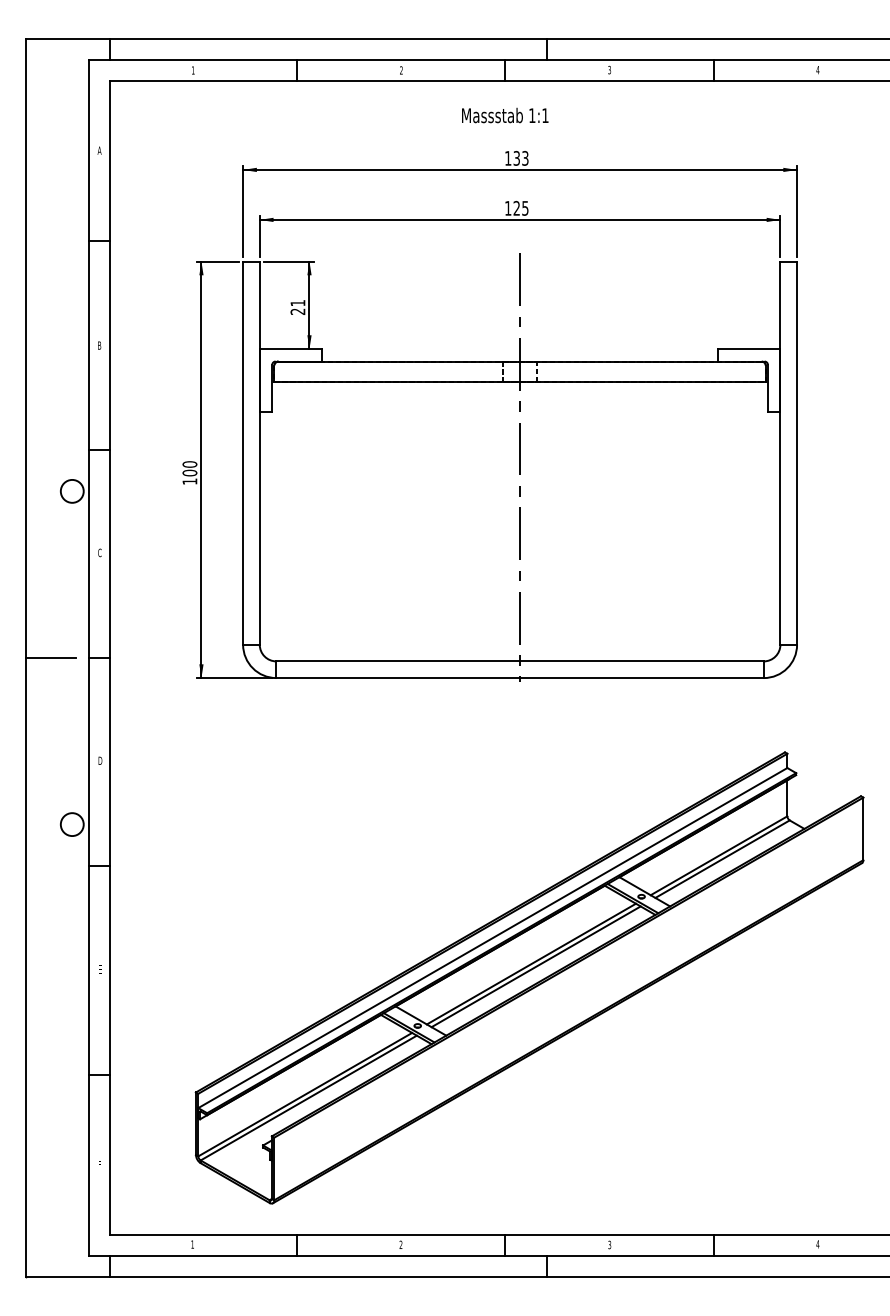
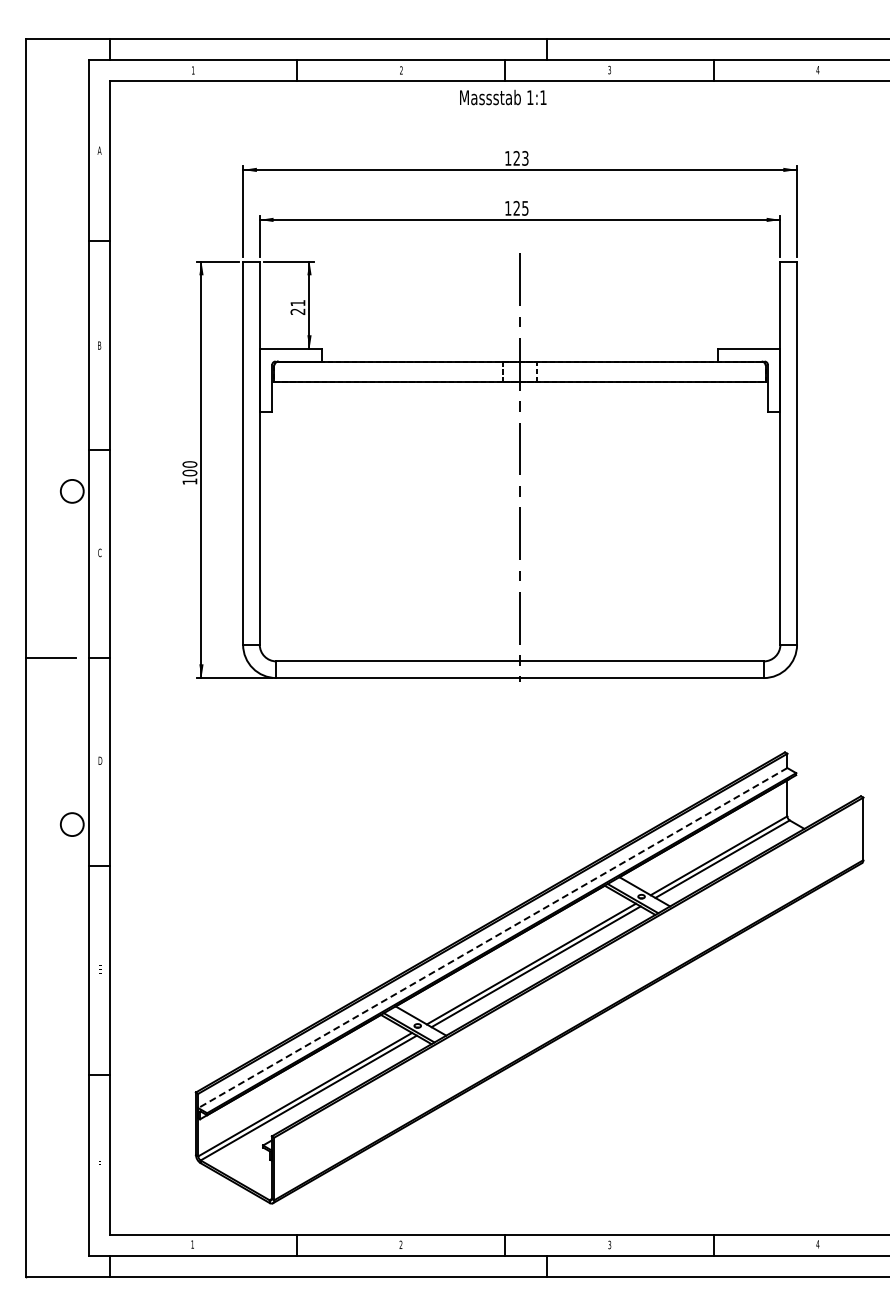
text position: (505, 115) -> (503, 97) (503, 97)
text: 133 -> 123 (516, 158)
line: solid -> dashed (492, 938)
